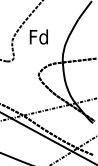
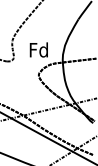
text position: (38, 36) -> (38, 49) (38, 49)
